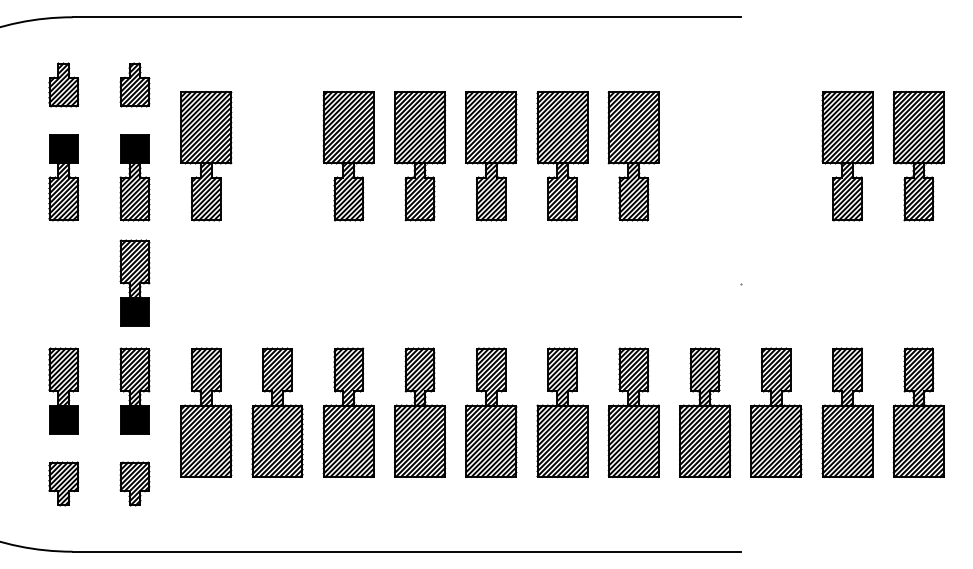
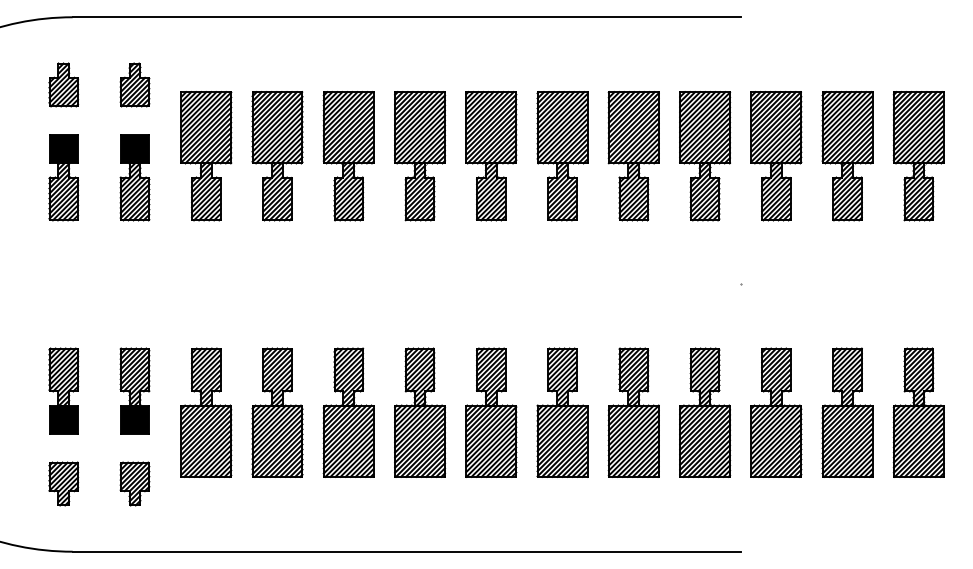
part: none -> present (277, 156)
part: none -> present (705, 156)
part: none -> present (776, 156)
part: present -> none (134, 282)
